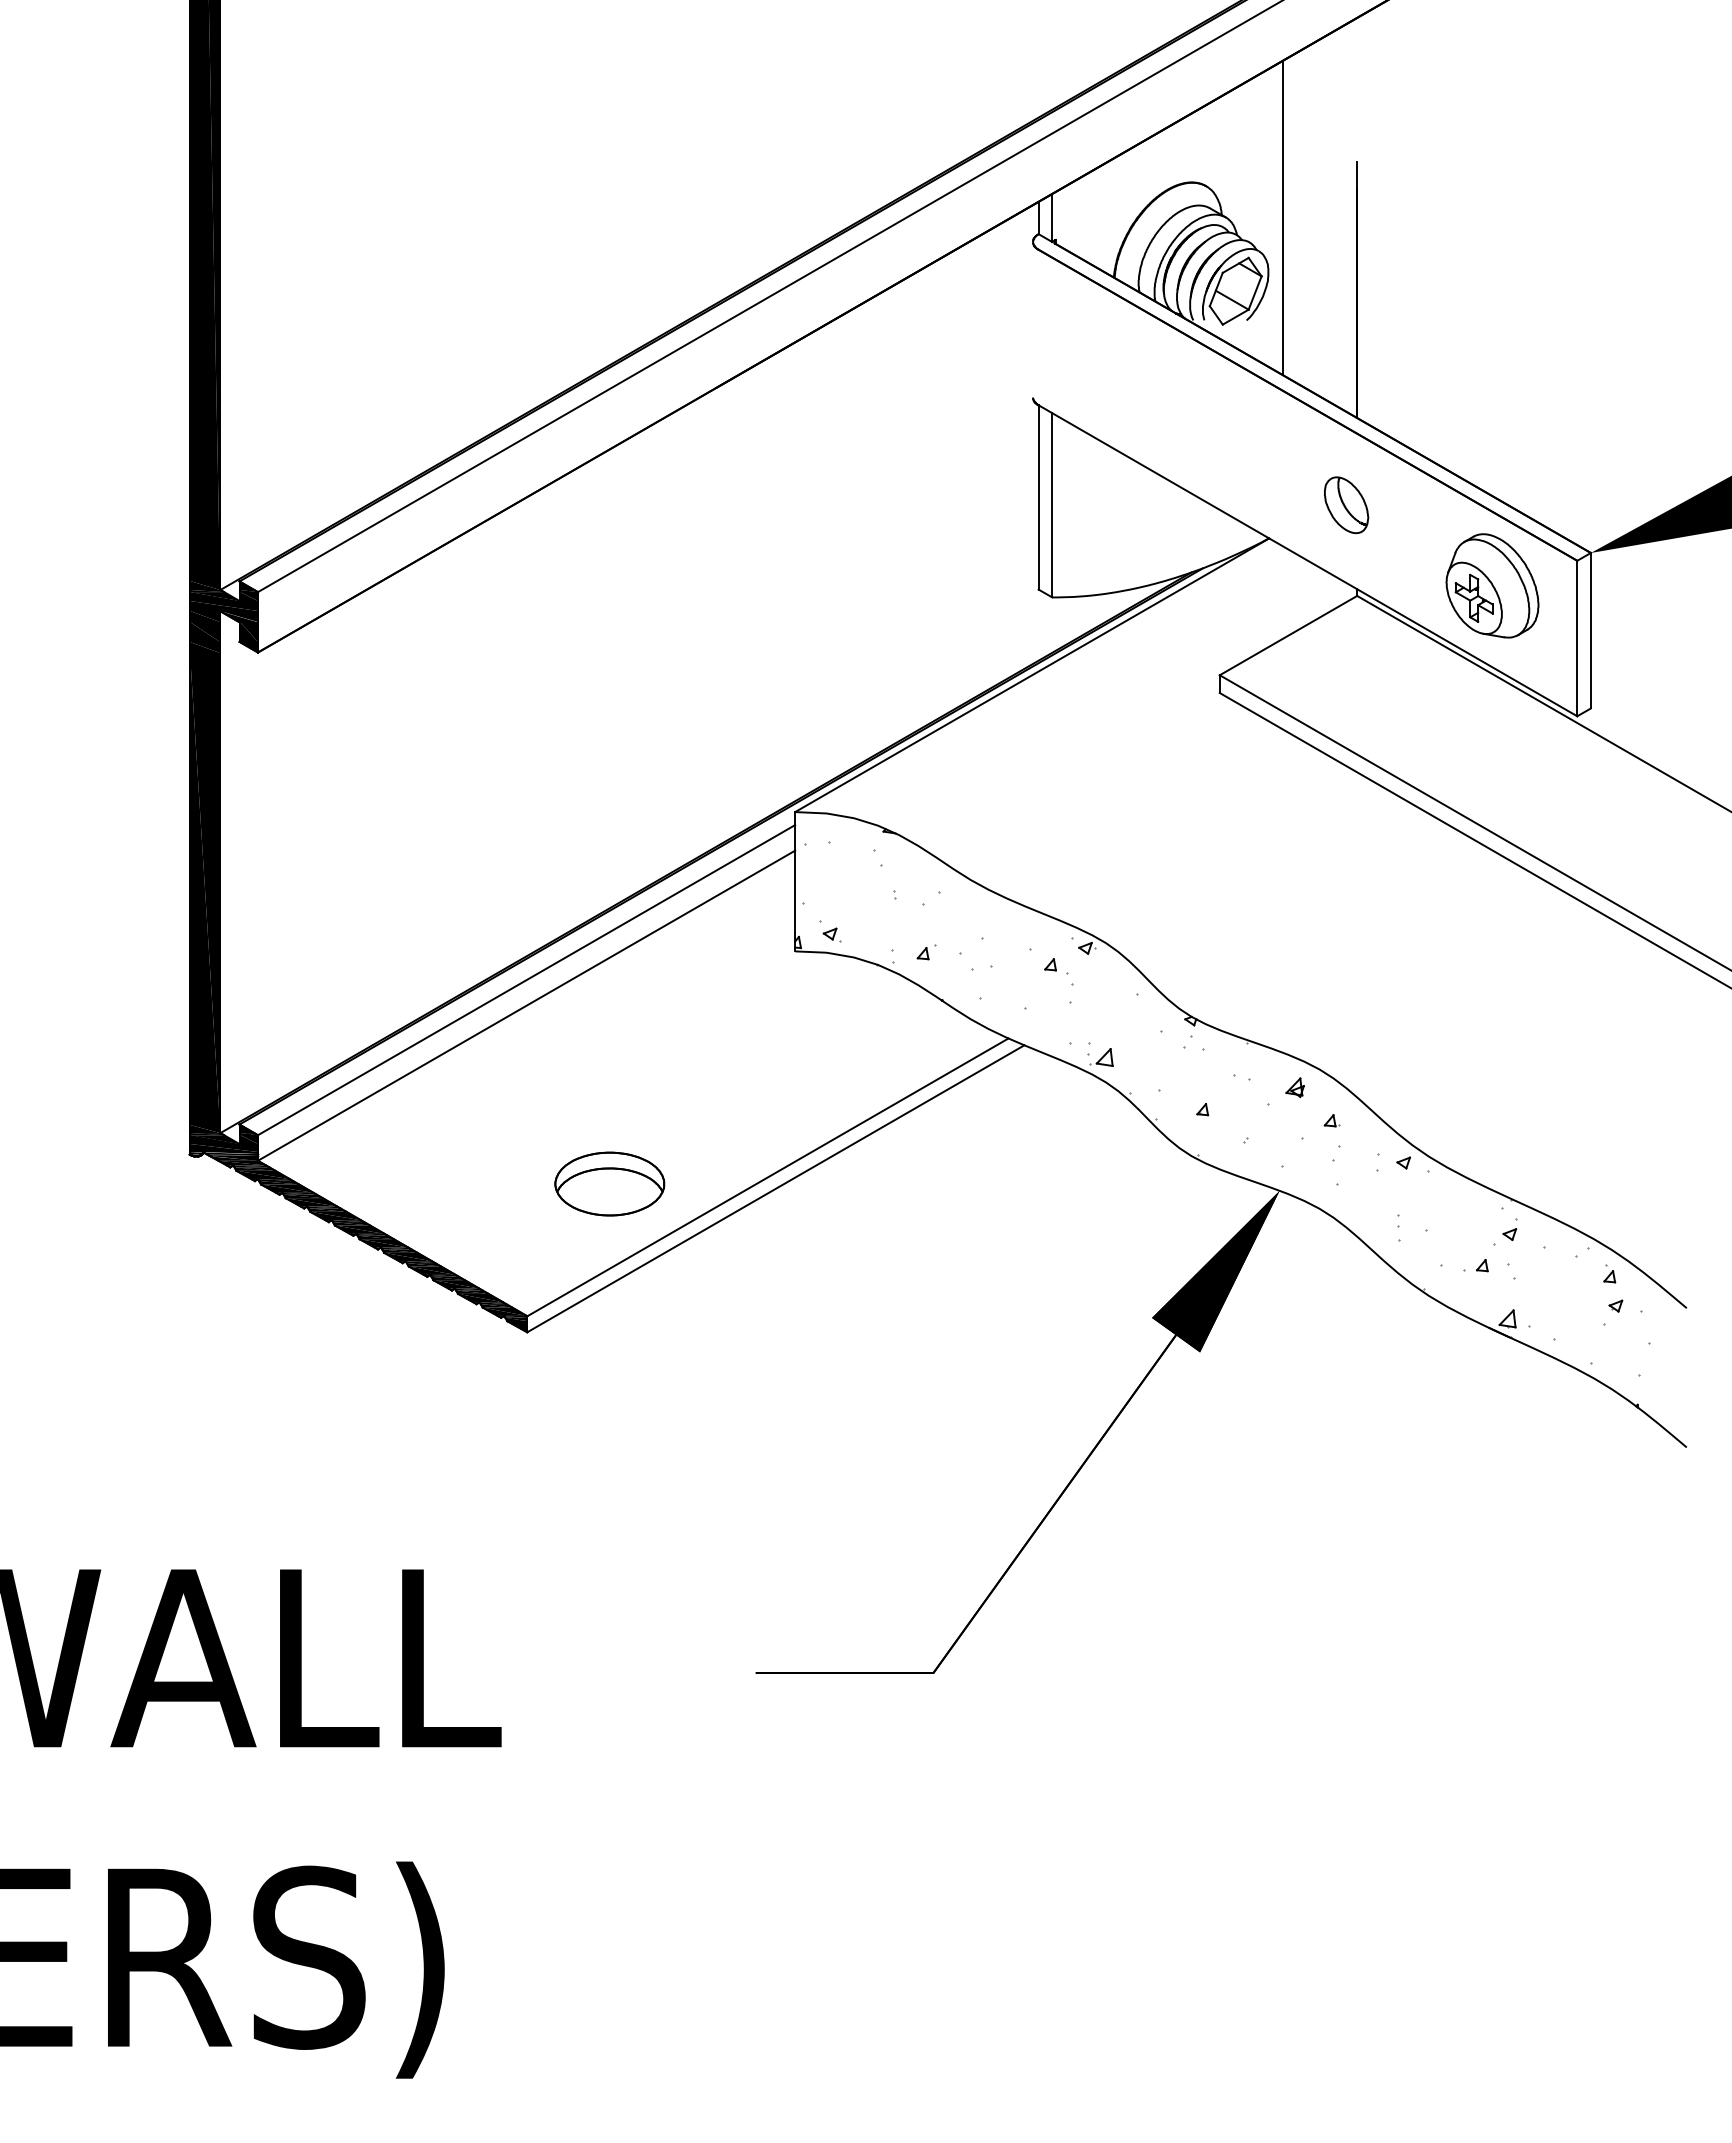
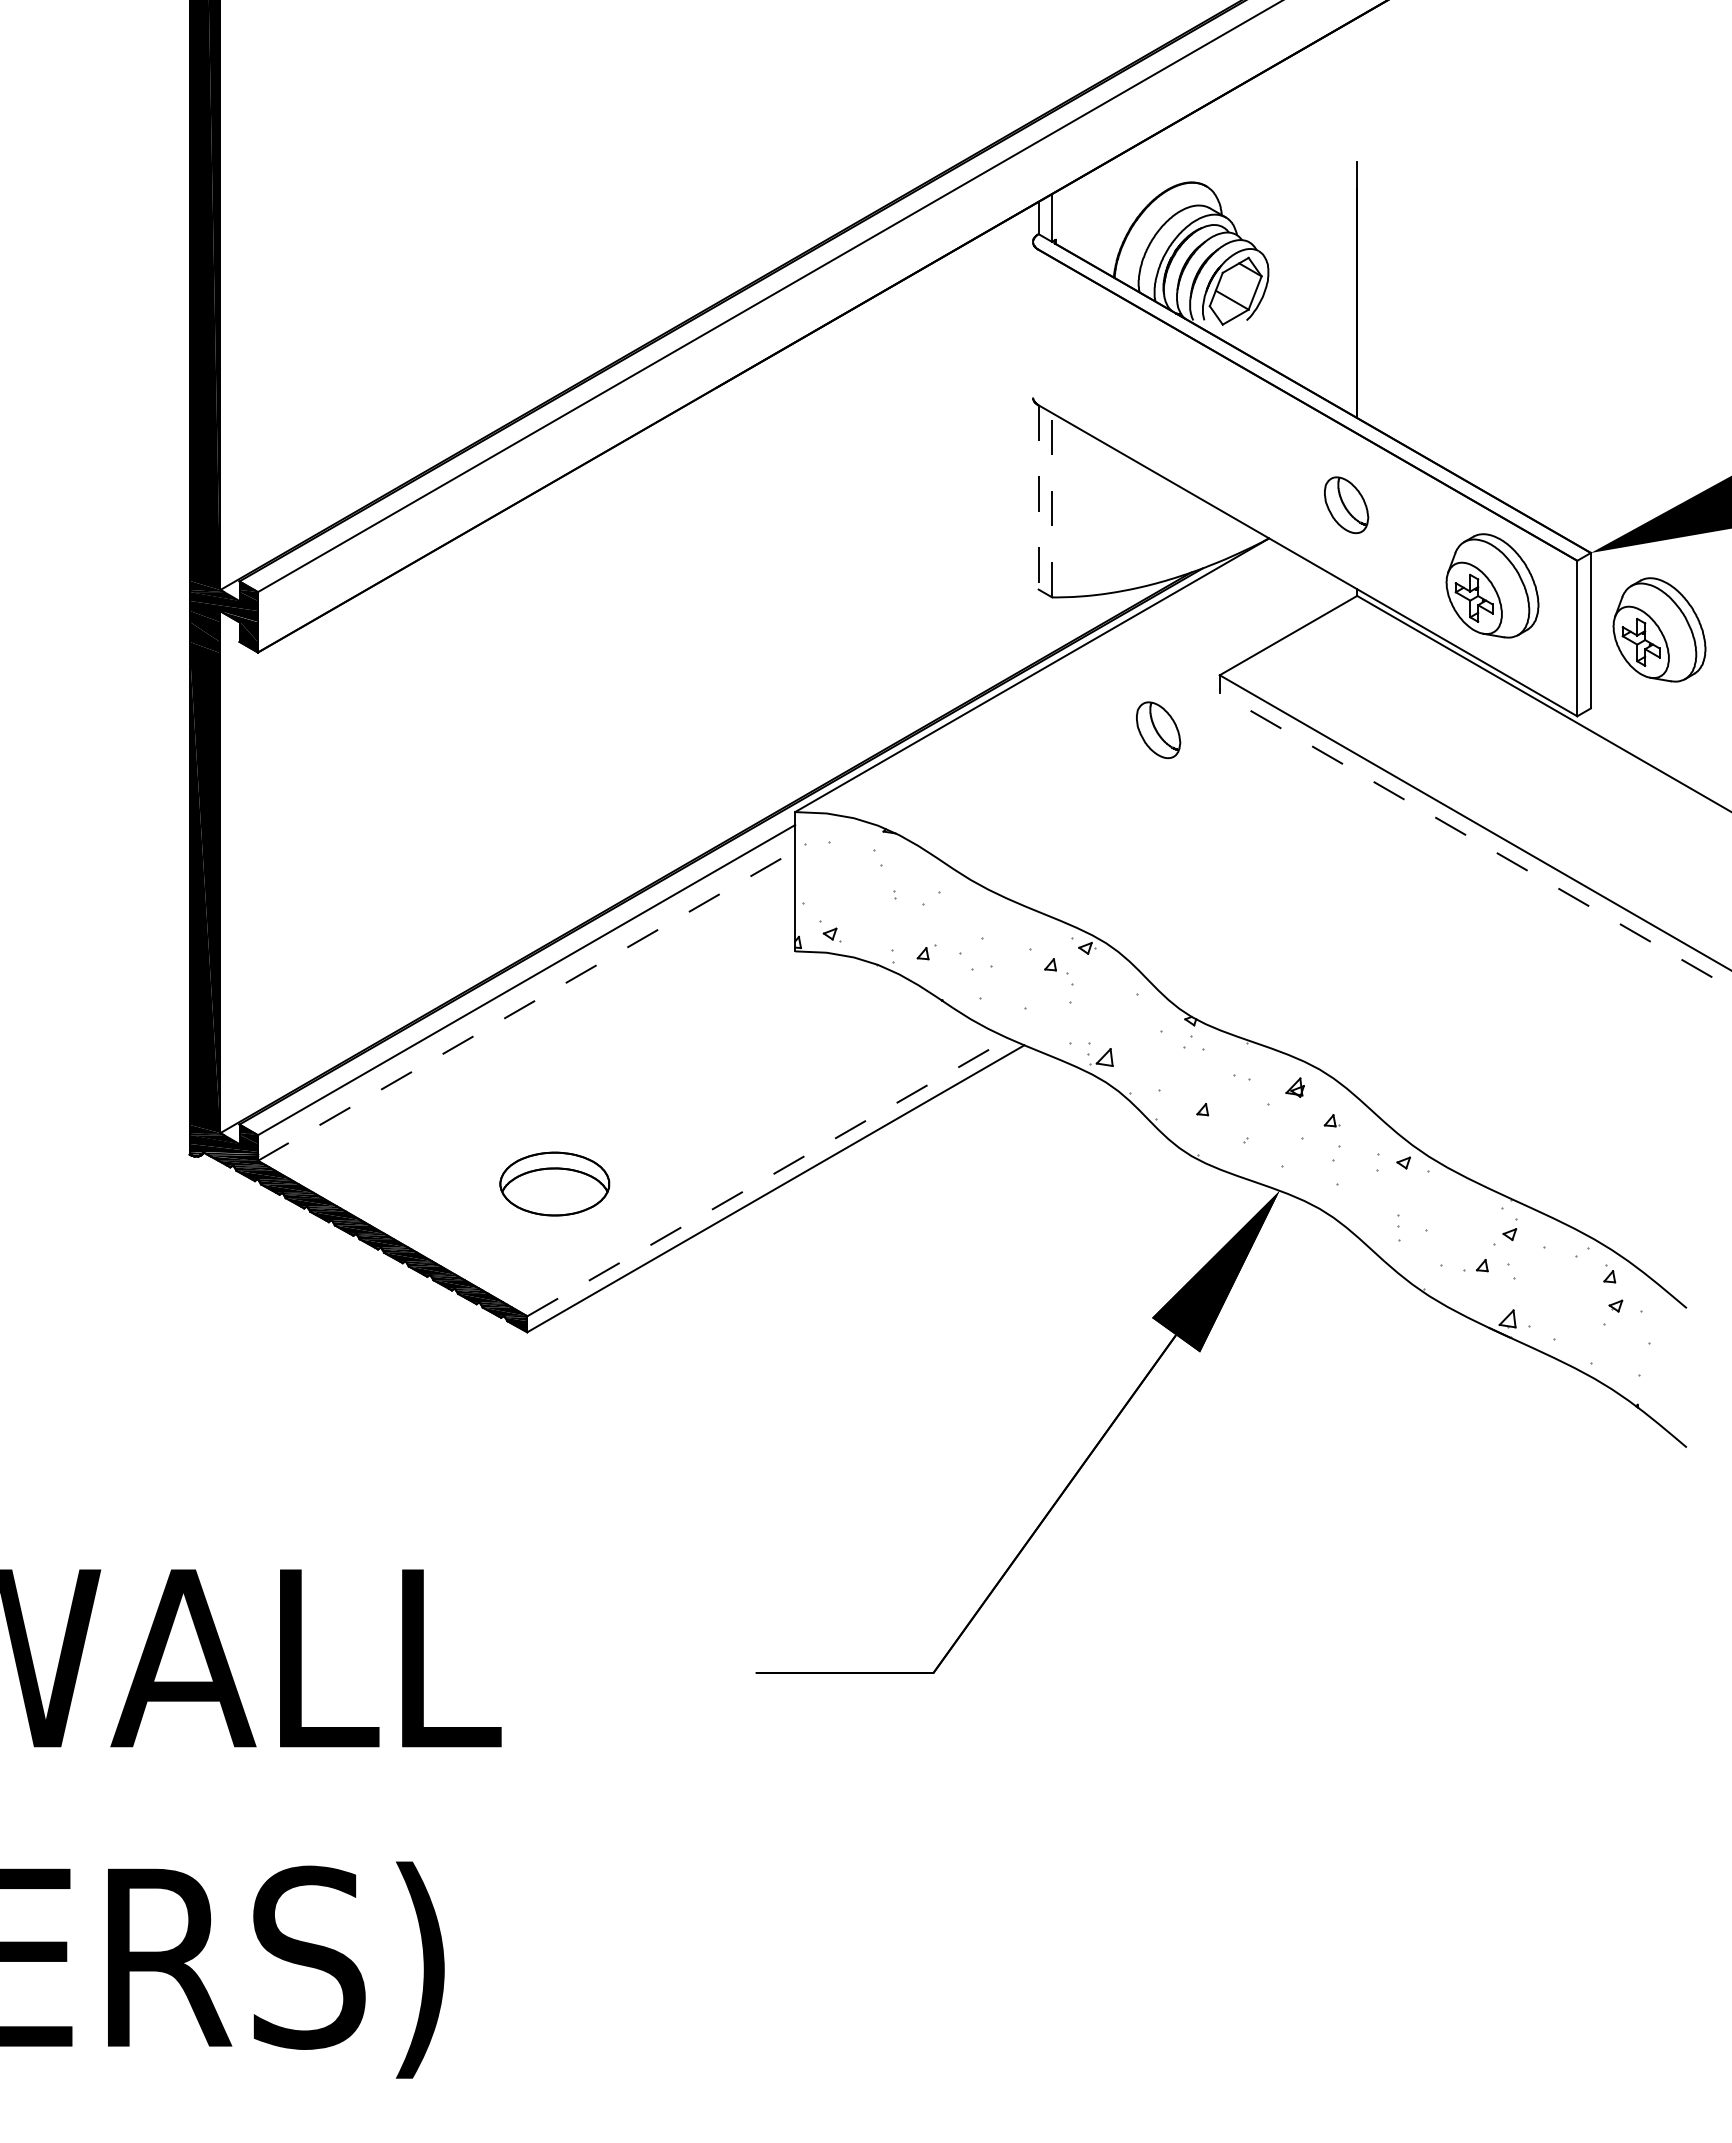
line: present -> none (1283, 217)
line: solid -> dashed (1038, 497)
line: solid -> dashed (1052, 504)
part: none -> present (1659, 629)
part: none -> present (1158, 730)
line: solid -> dashed (1475, 840)
line: solid -> dashed (527, 1005)
line: solid -> dashed (767, 1177)
part position: (609, 1183) -> (554, 1183) (554, 1183)
